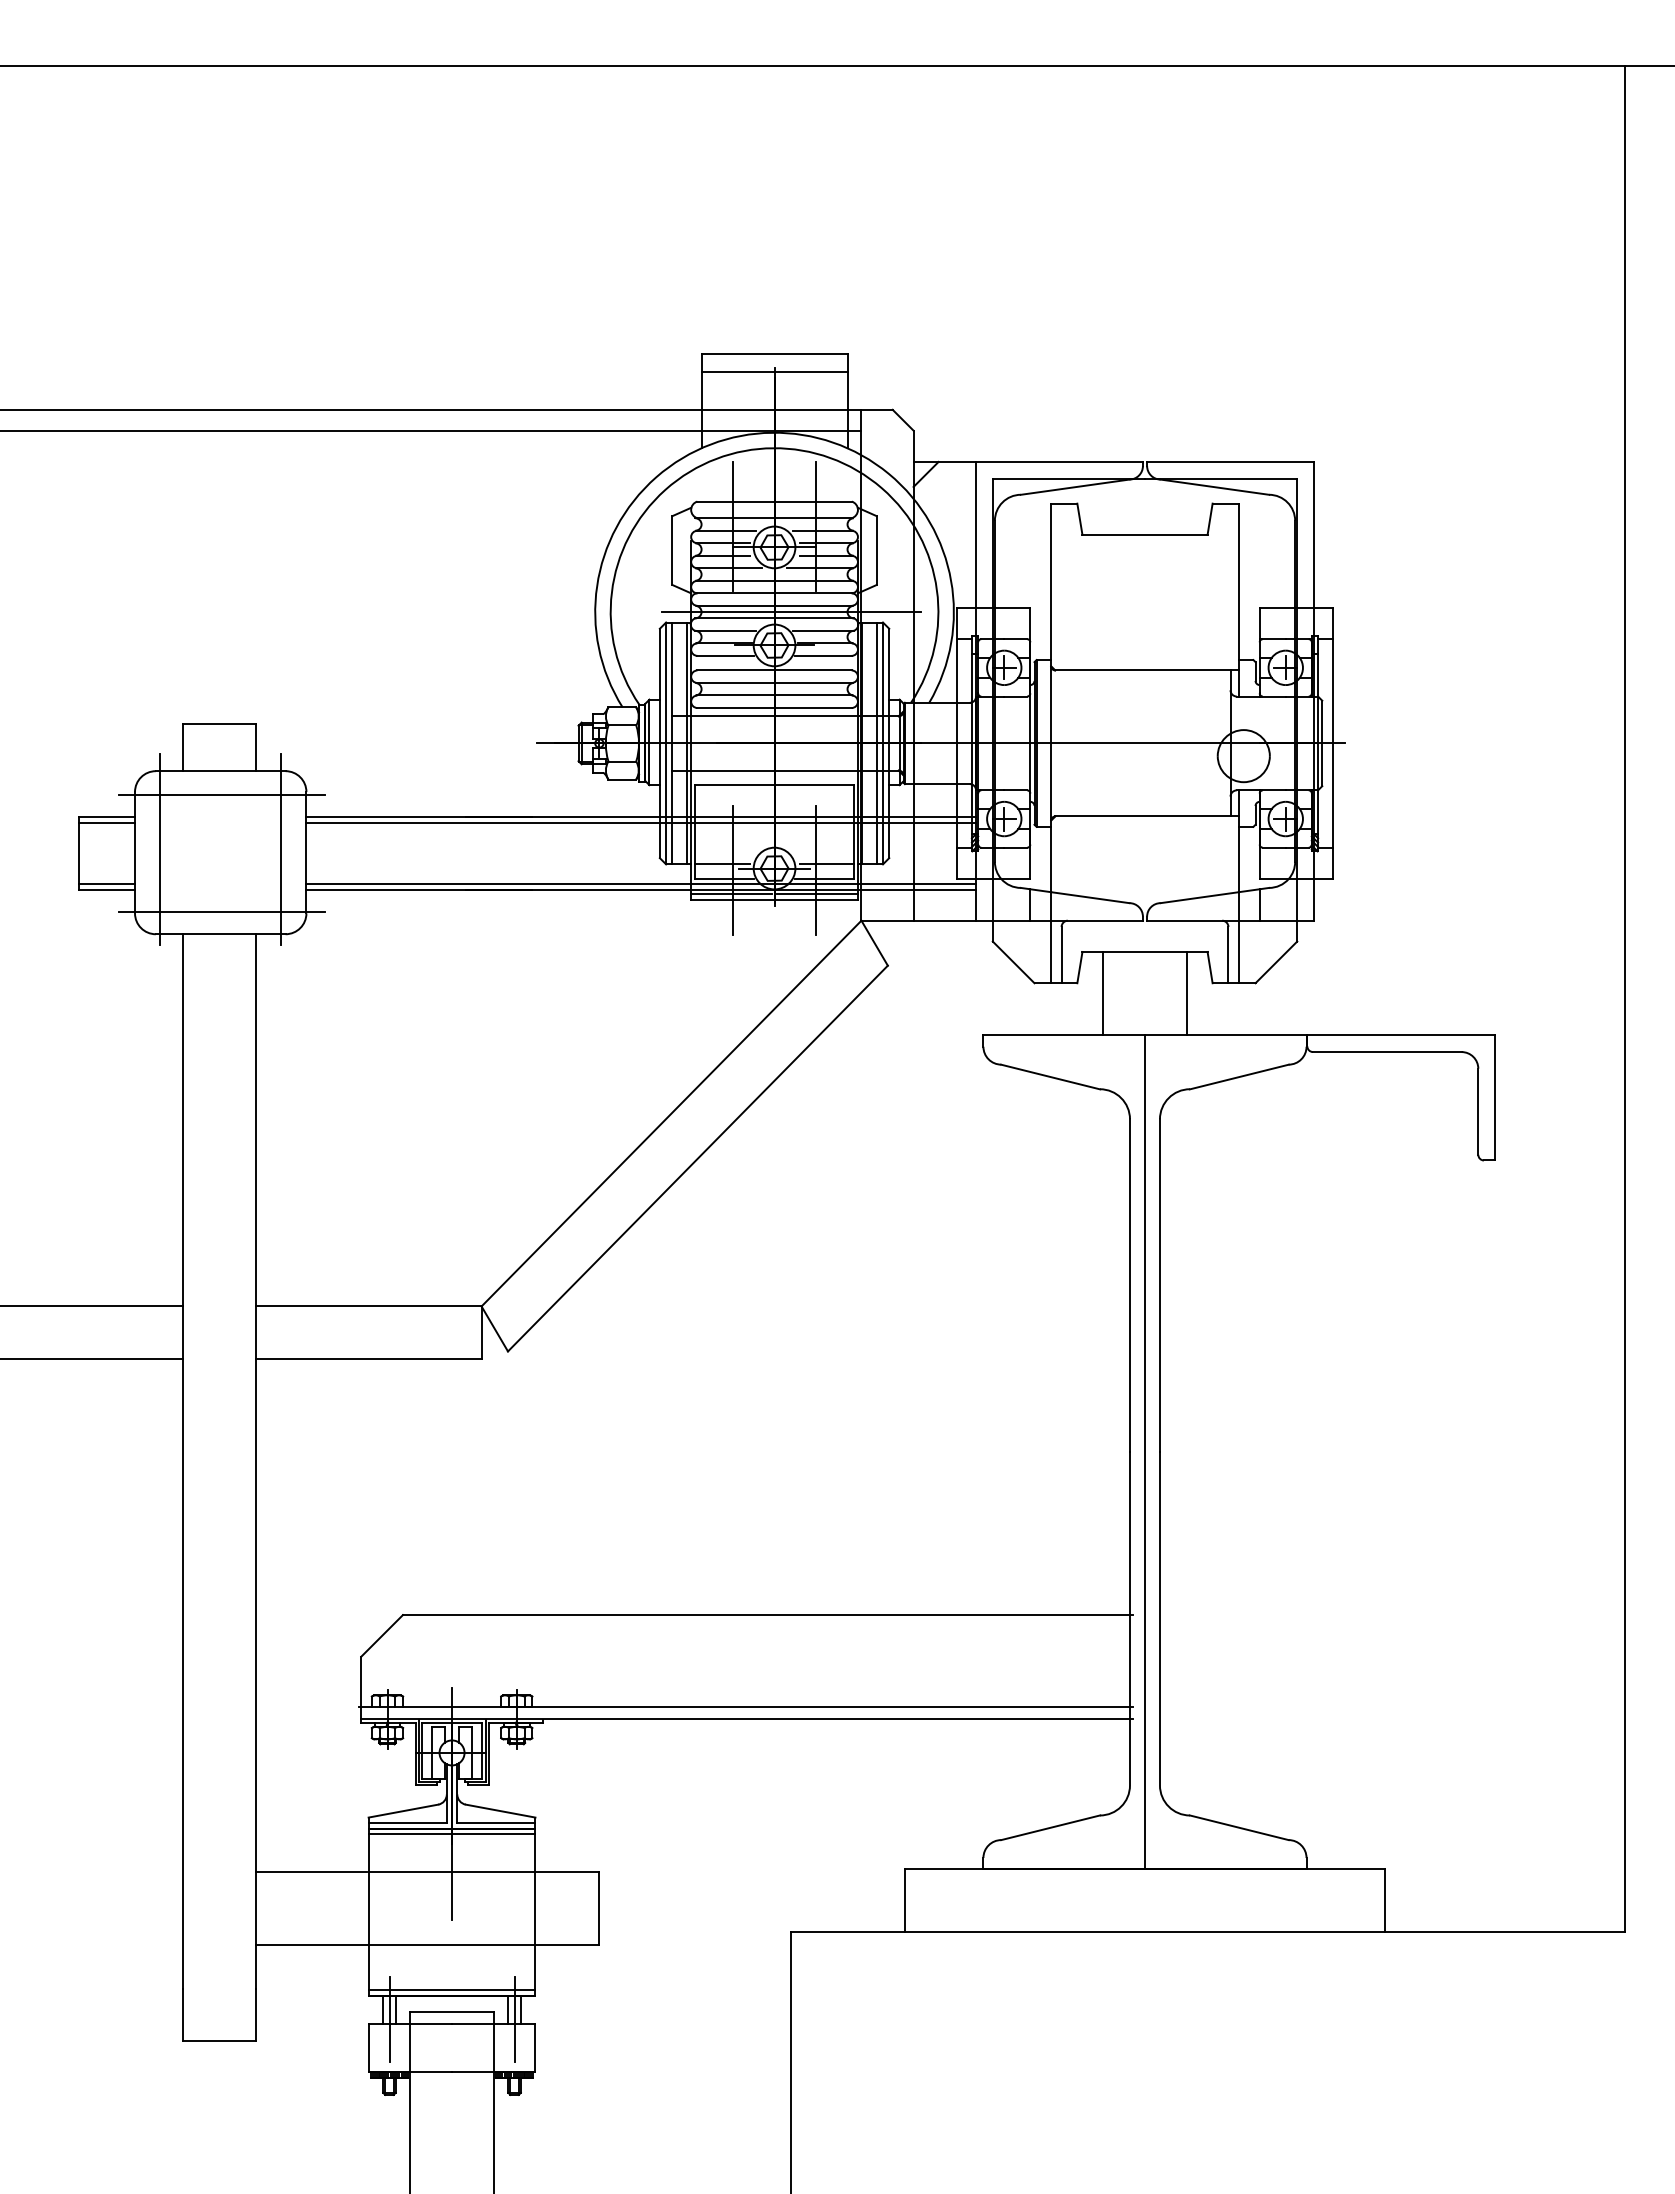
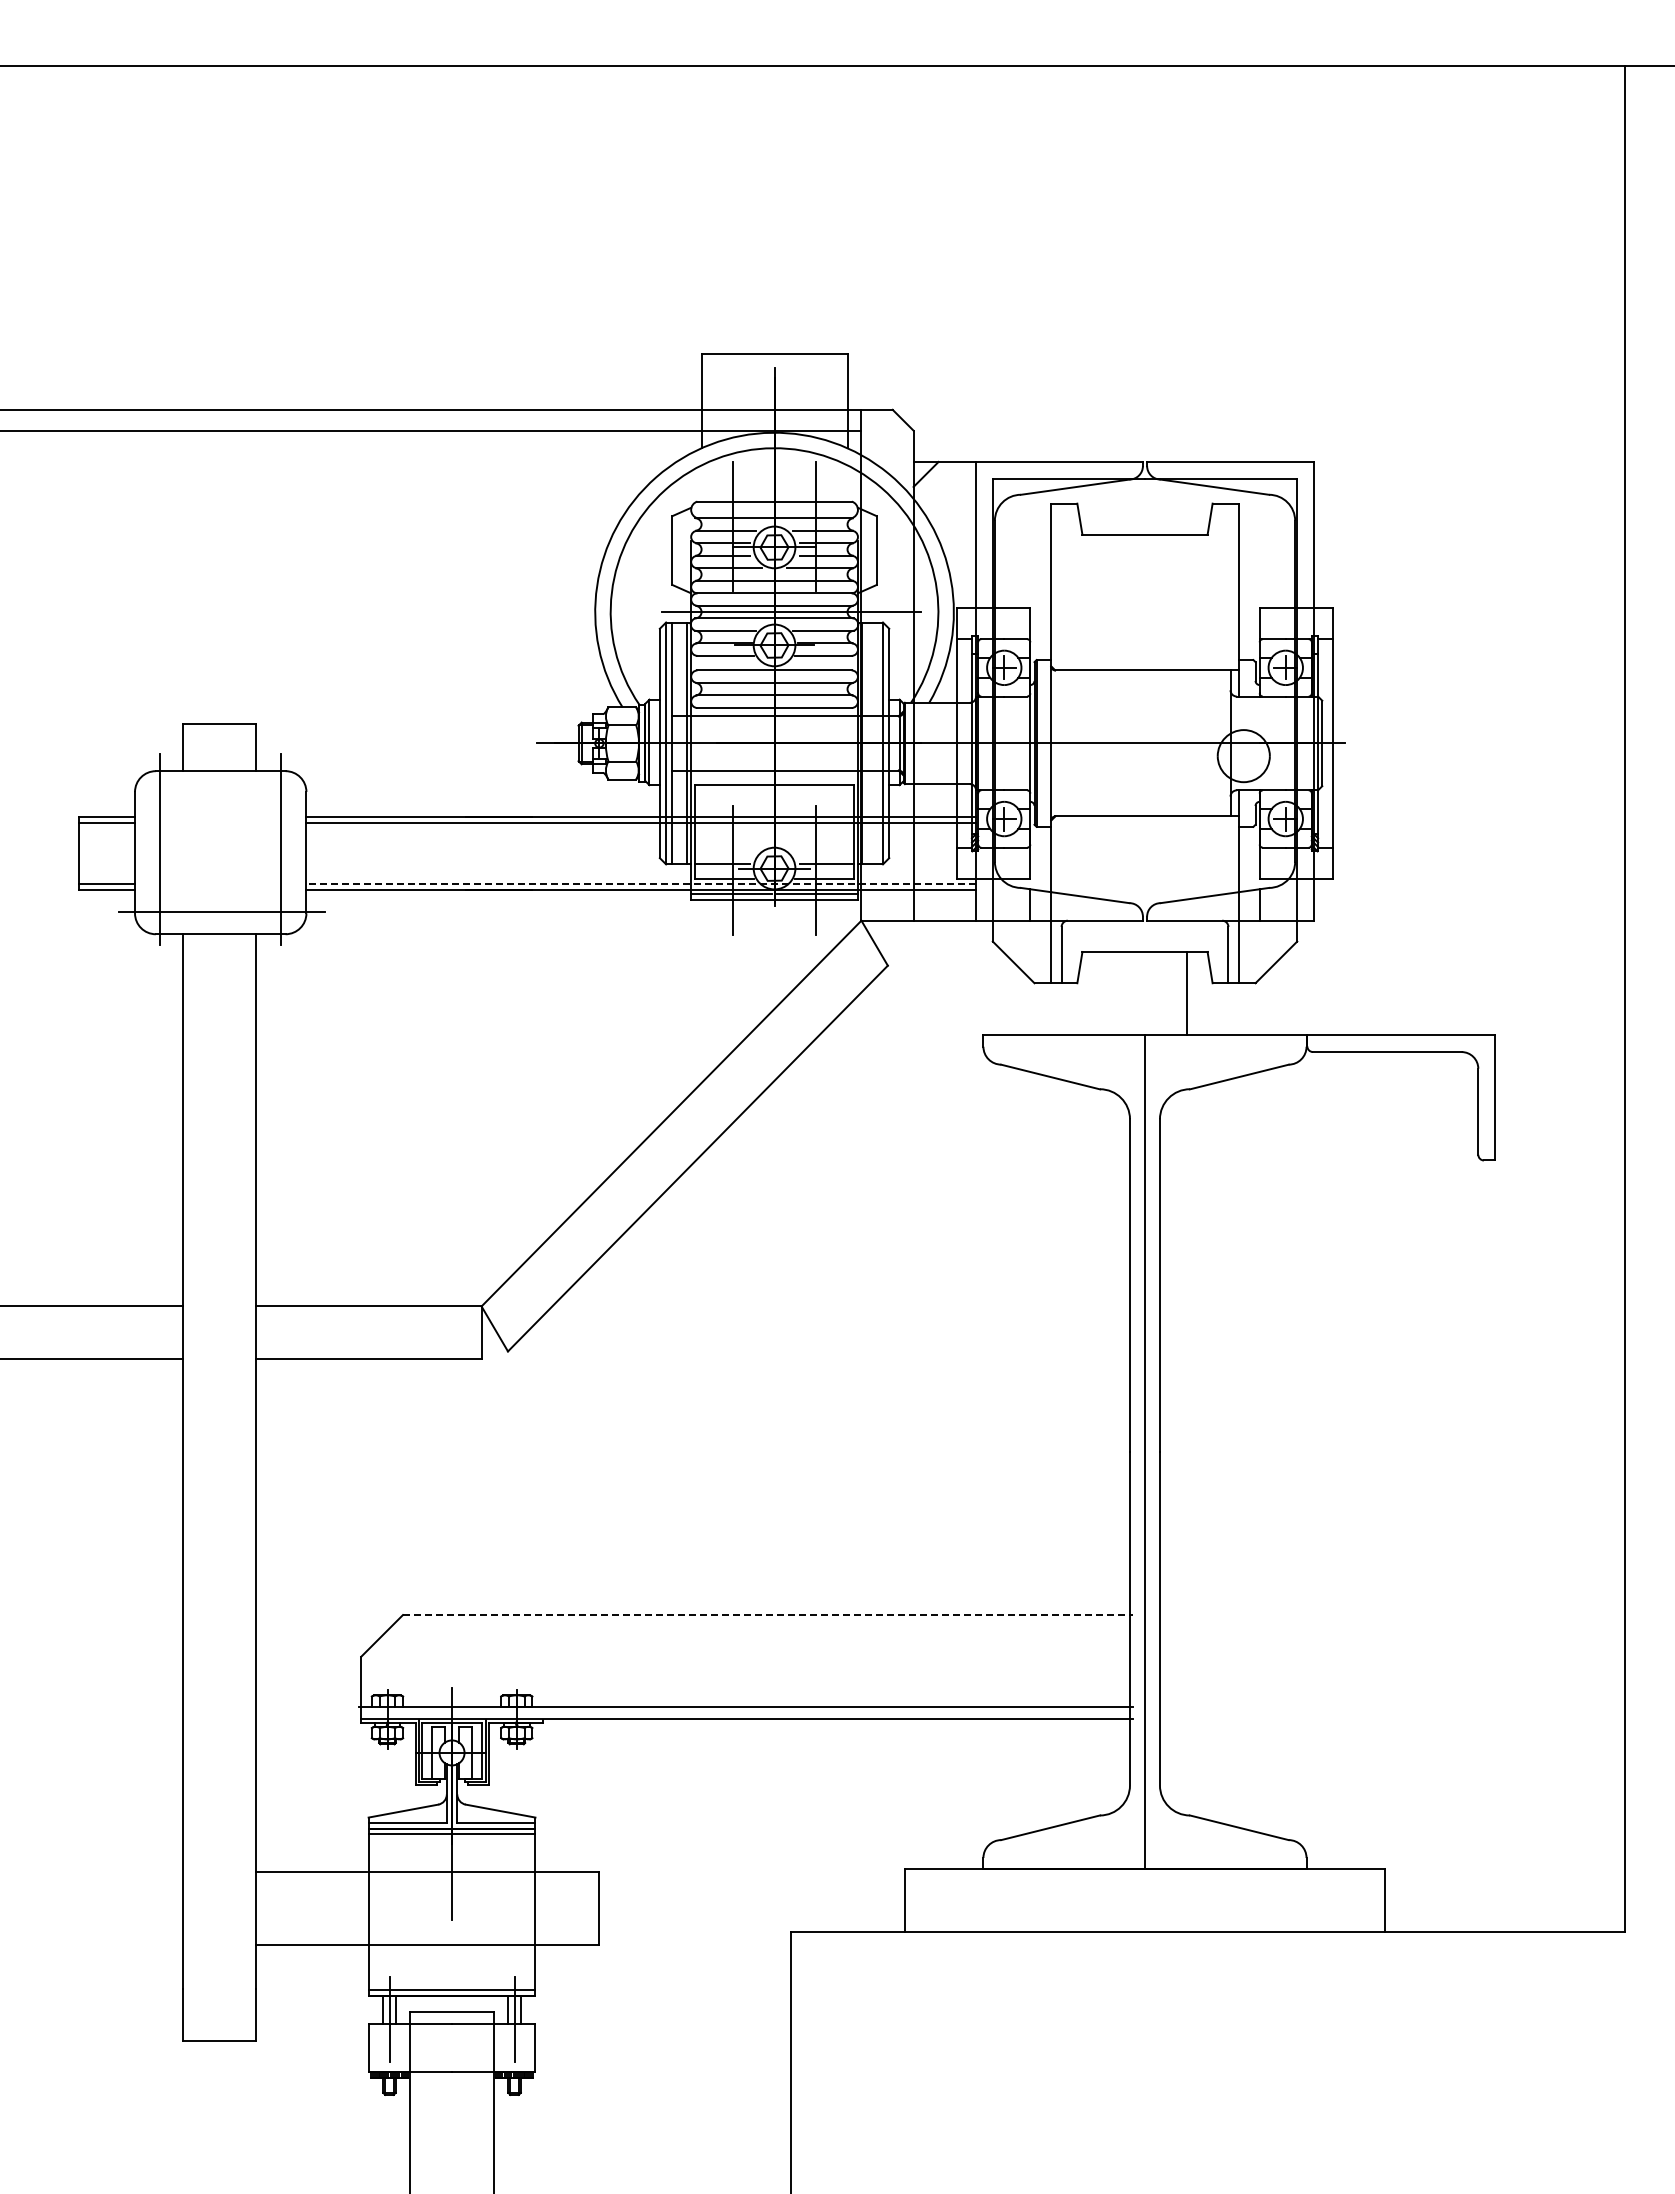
line: present -> none (774, 372)
line: present -> none (876, 743)
line: present -> none (221, 794)
line: solid -> dashed (641, 883)
line: present -> none (1103, 993)
line: solid -> dashed (768, 1615)
